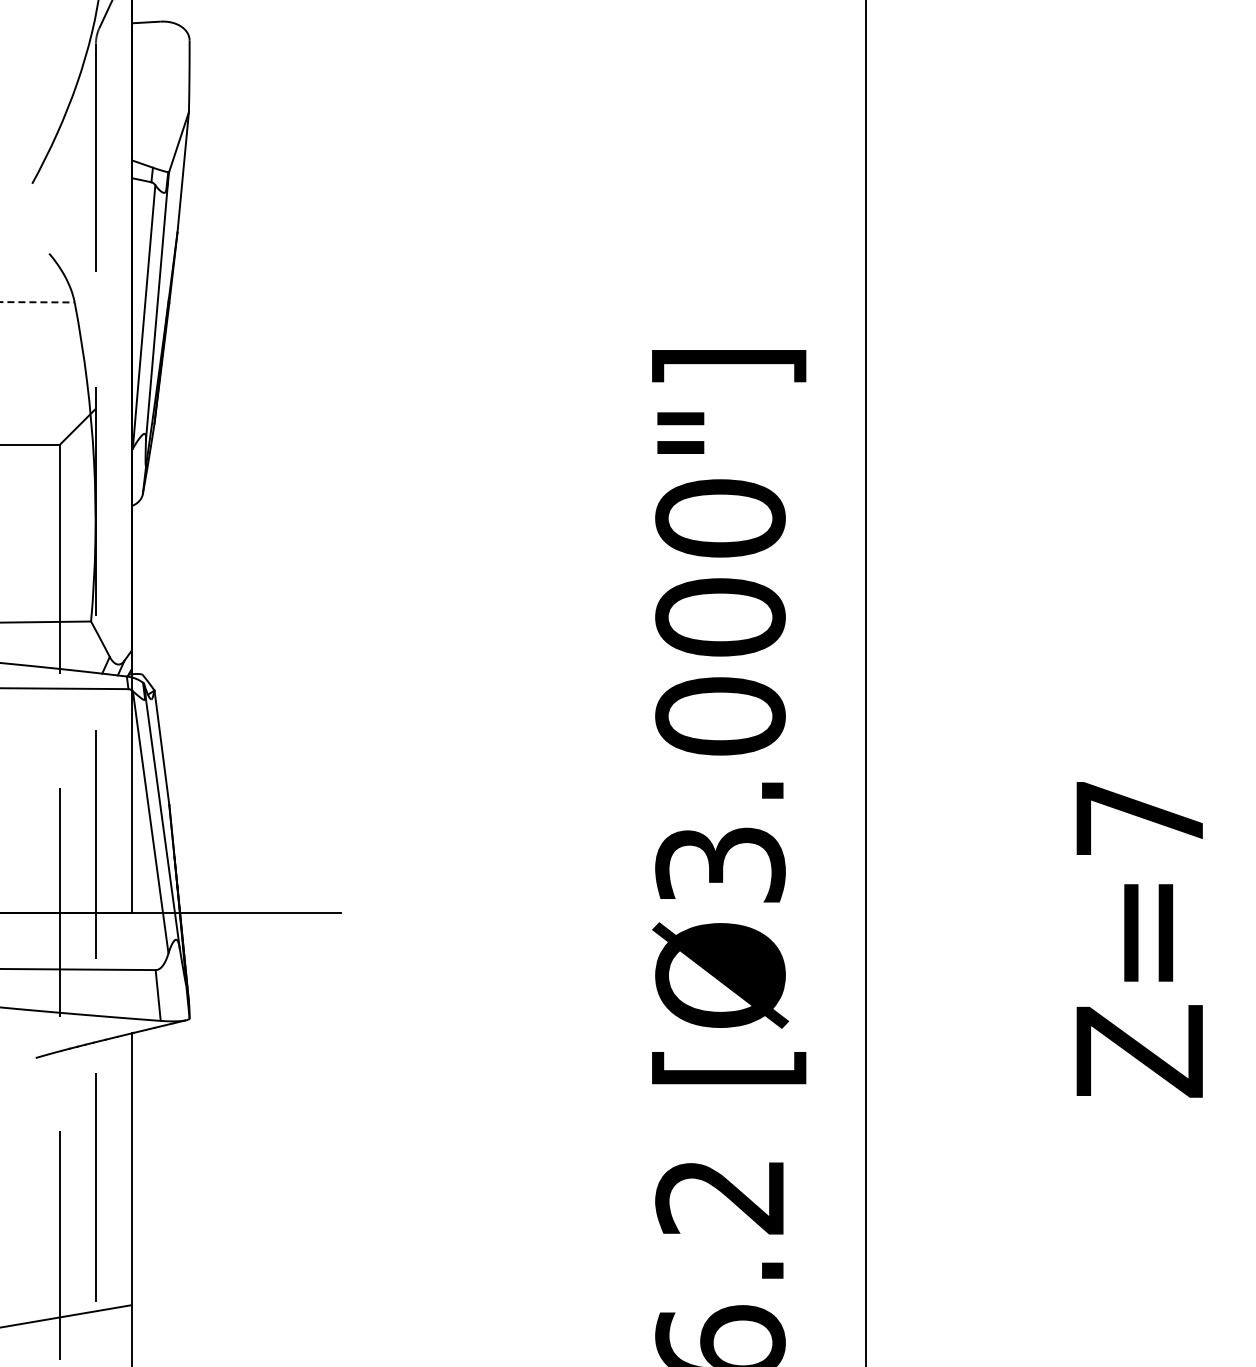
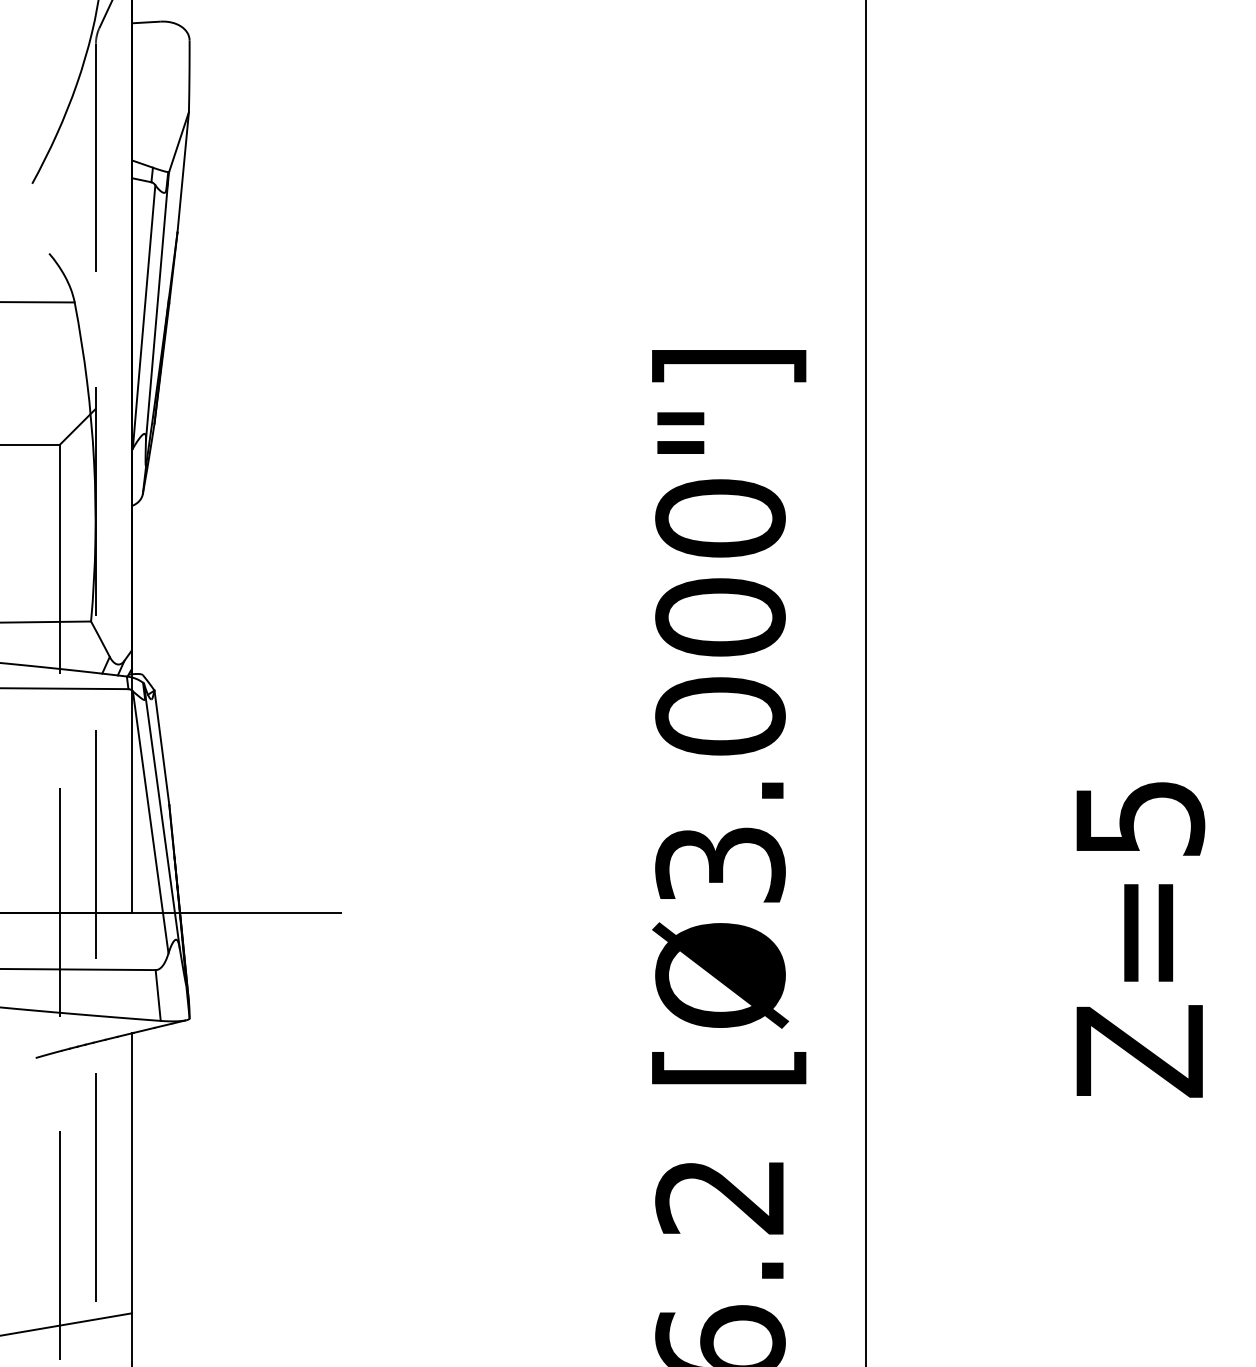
line: dashed -> solid (37, 302)
text: Z=7 -> Z=5 (1140, 818)
line position: (66, 1316) -> (66, 1324) (66, 1324)
